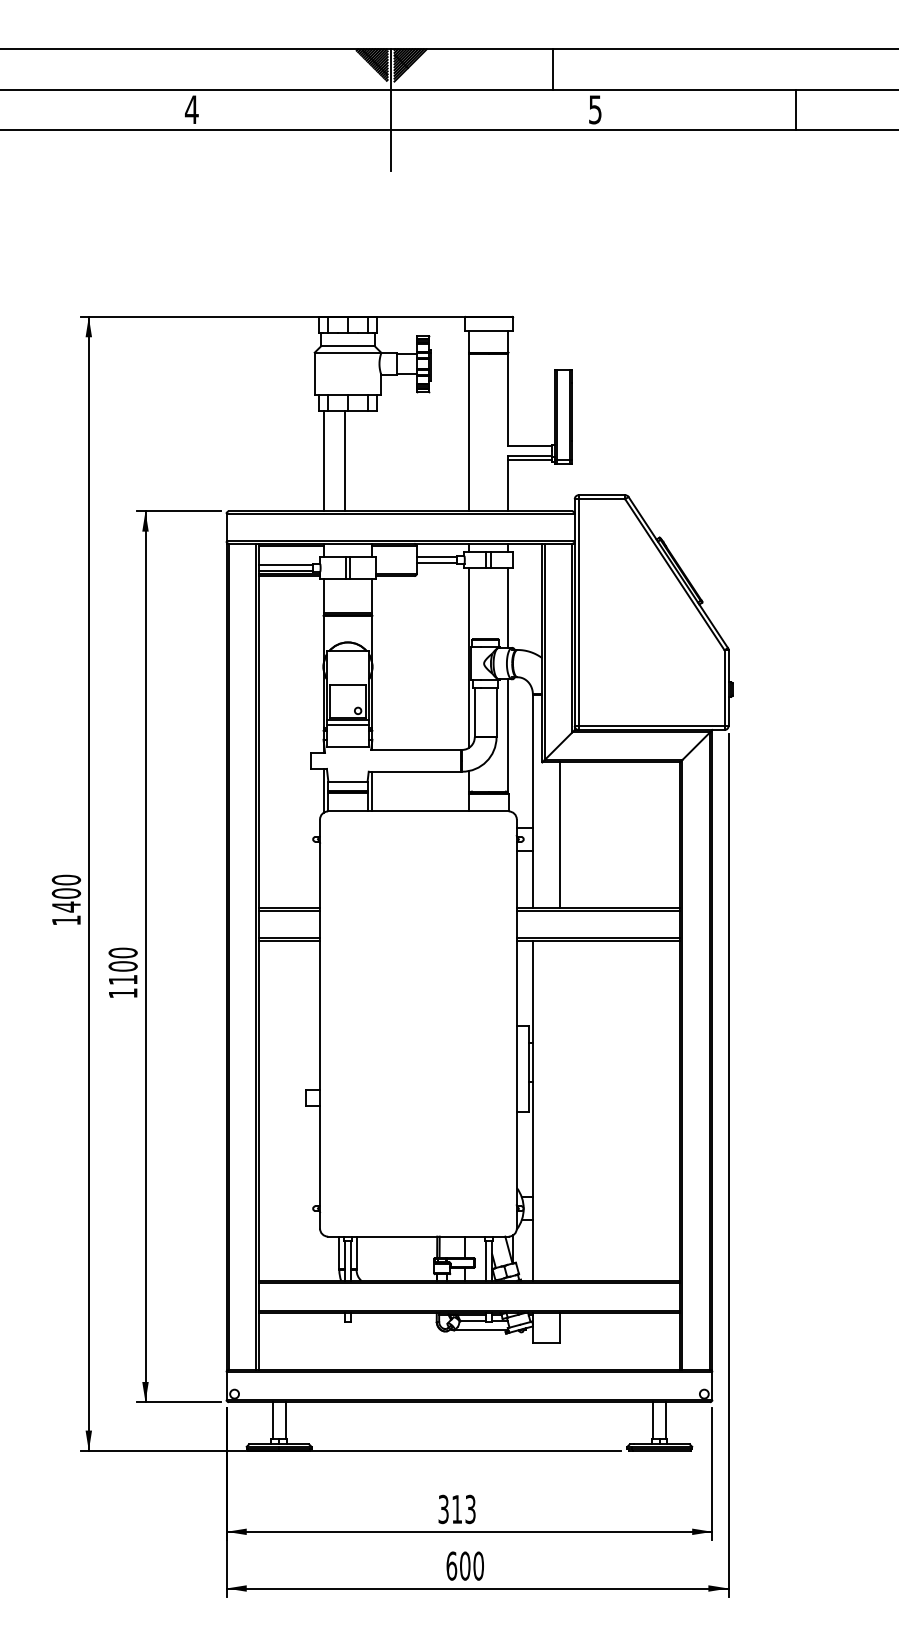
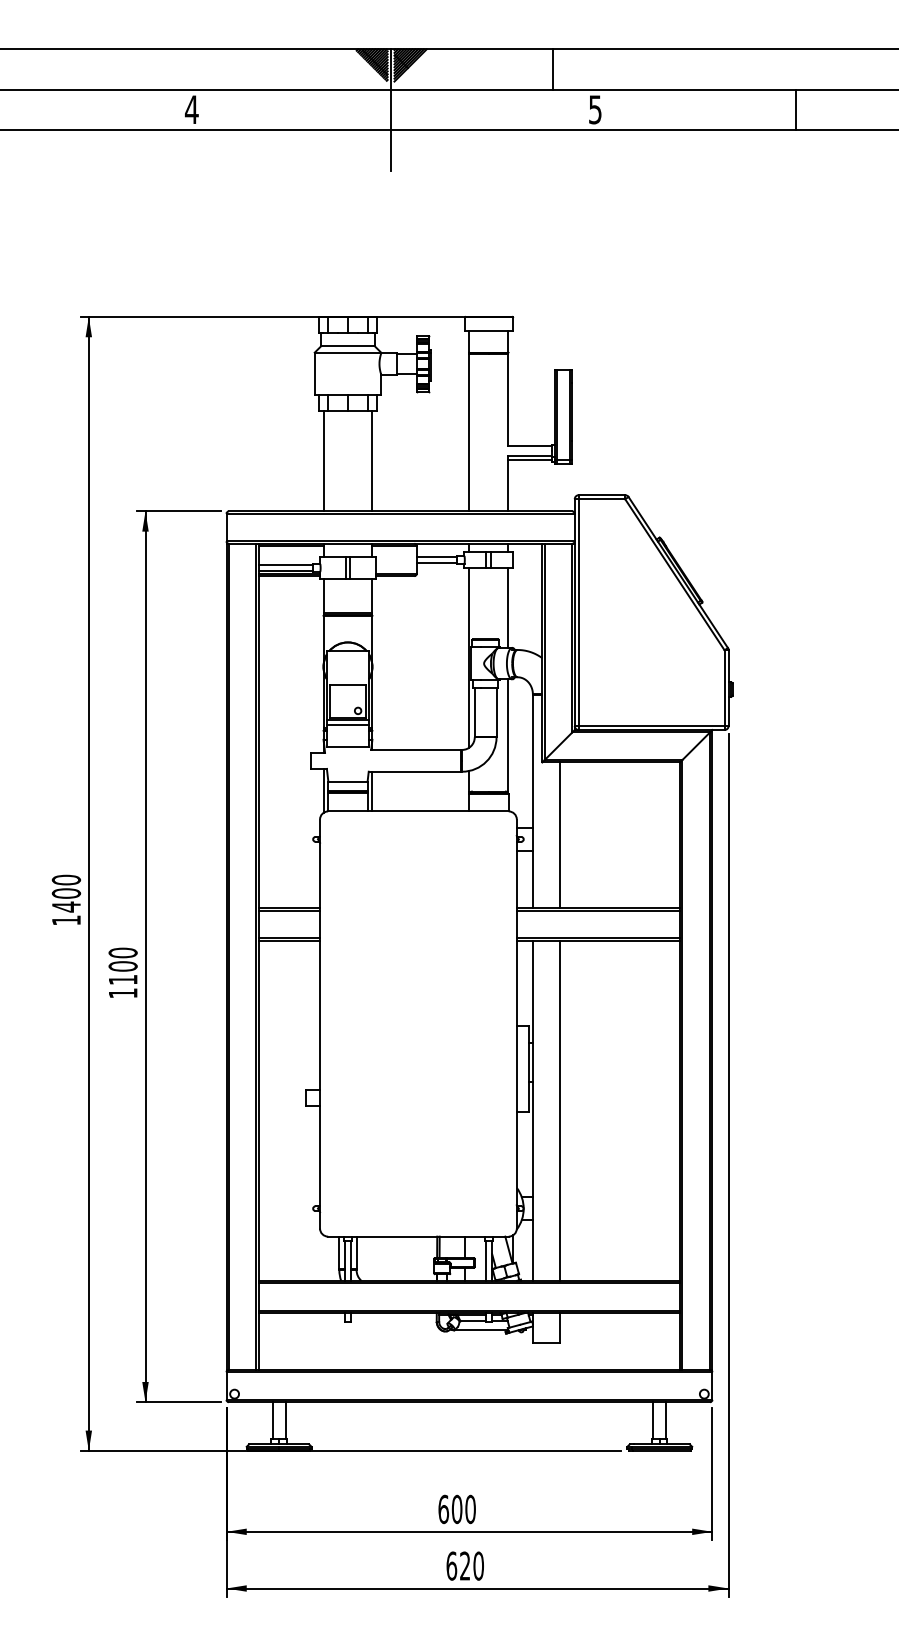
line position: (345, 460) -> (372, 460) (372, 460)
line: none -> present (560, 1110)
text: 313 -> 600 (456, 1509)
text: 600 -> 620 (465, 1565)
